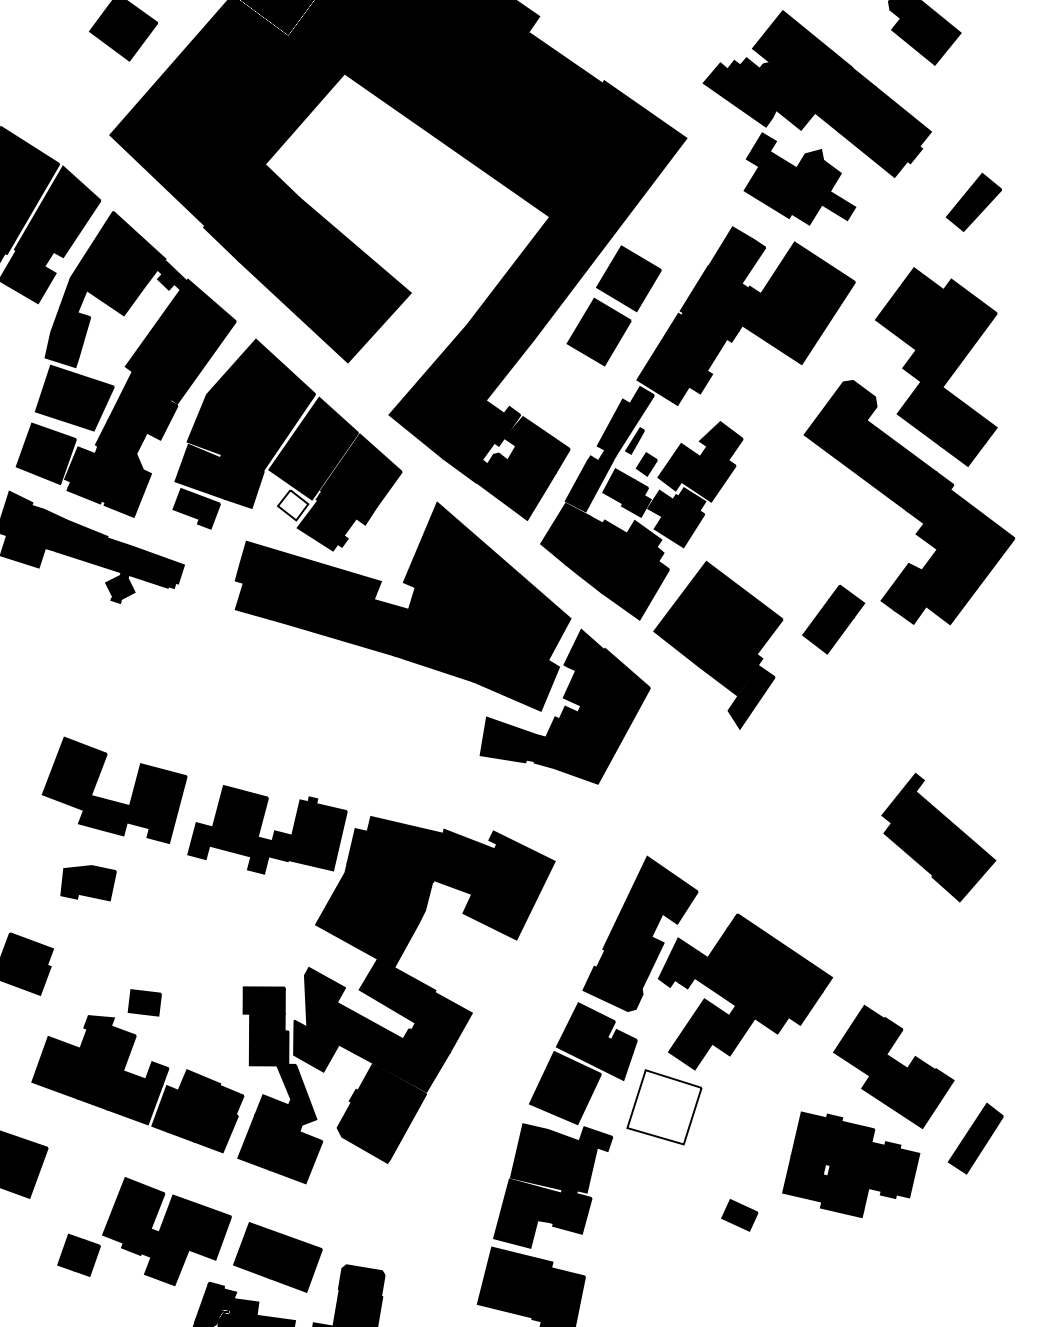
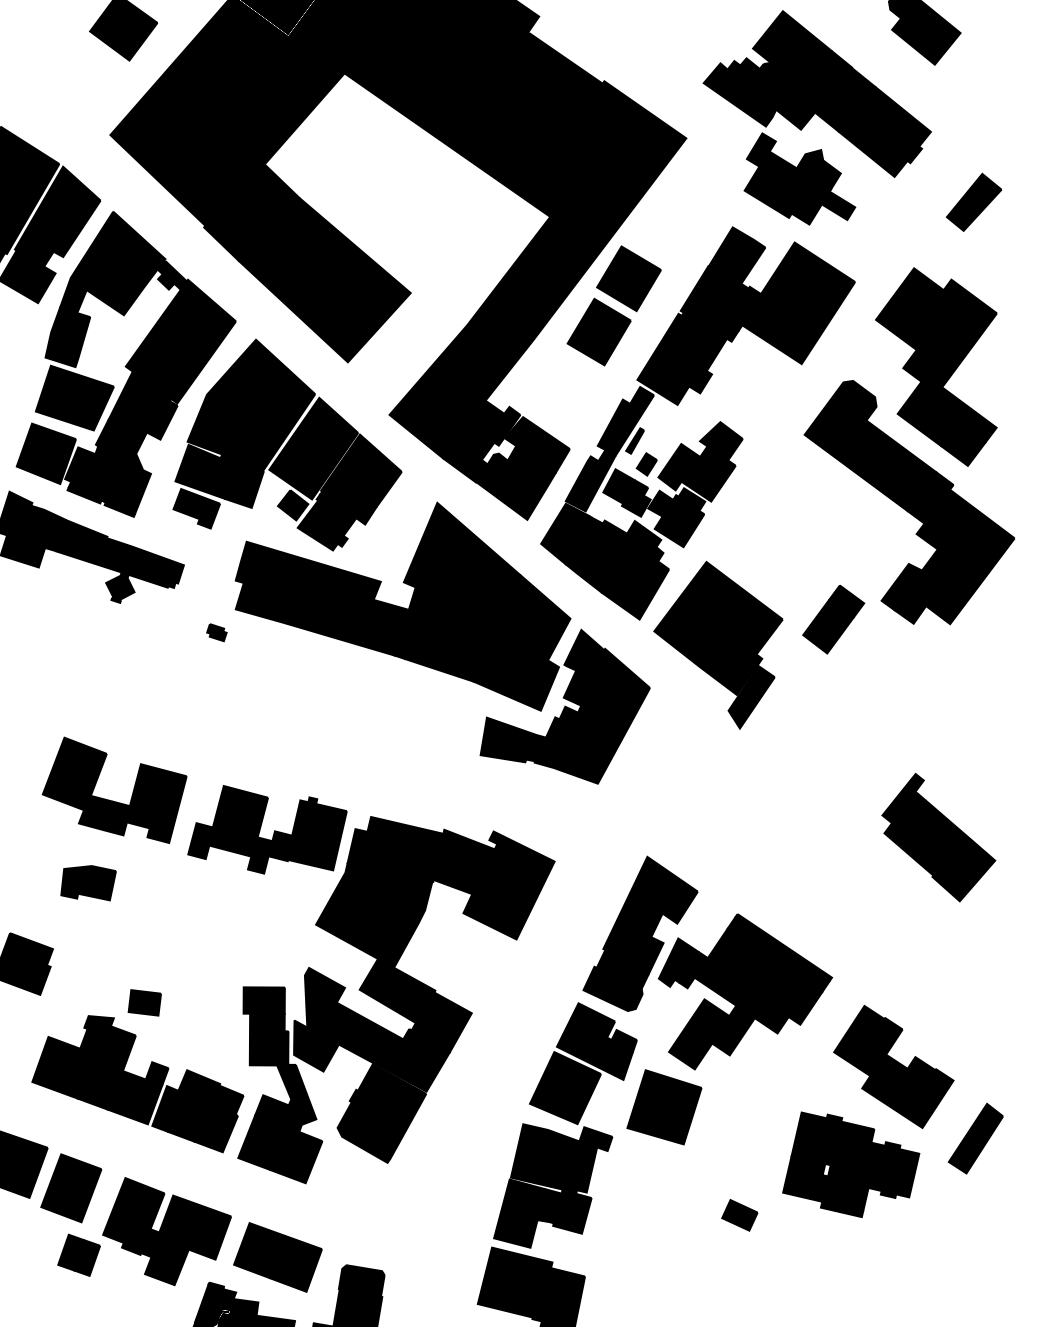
fill: none -> present (293, 505)
part: none -> present (216, 632)
fill: none -> present (664, 1107)
part: none -> present (71, 1188)
